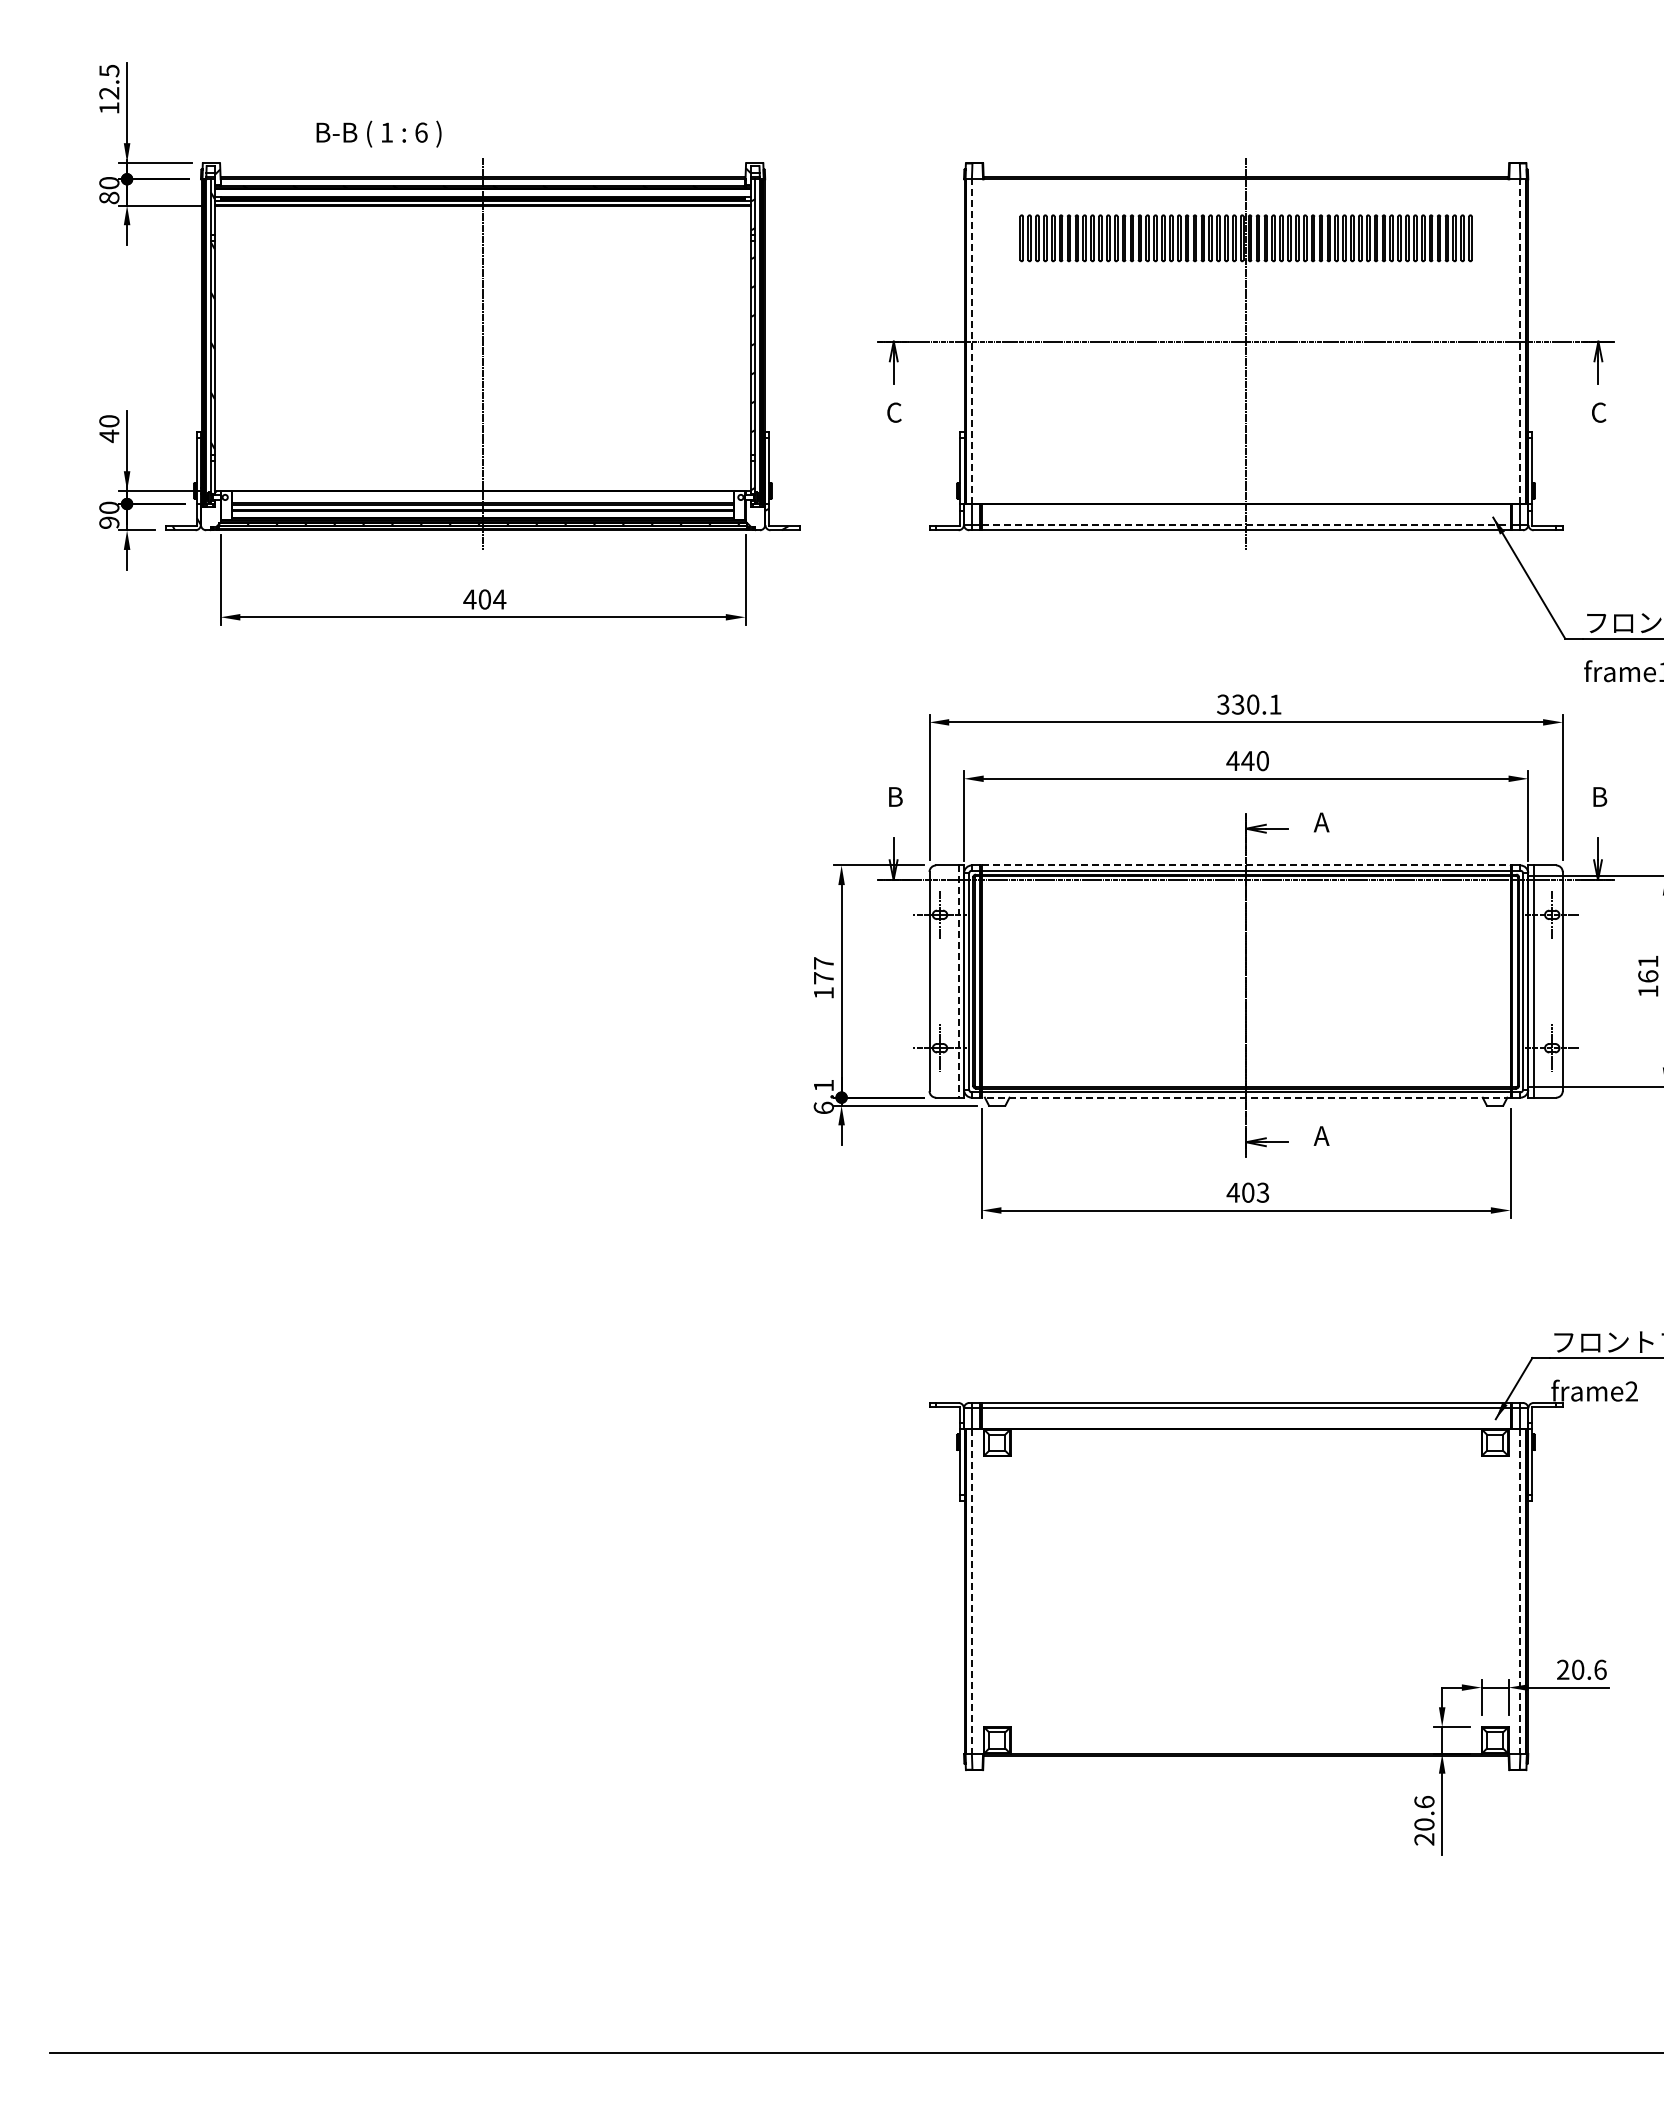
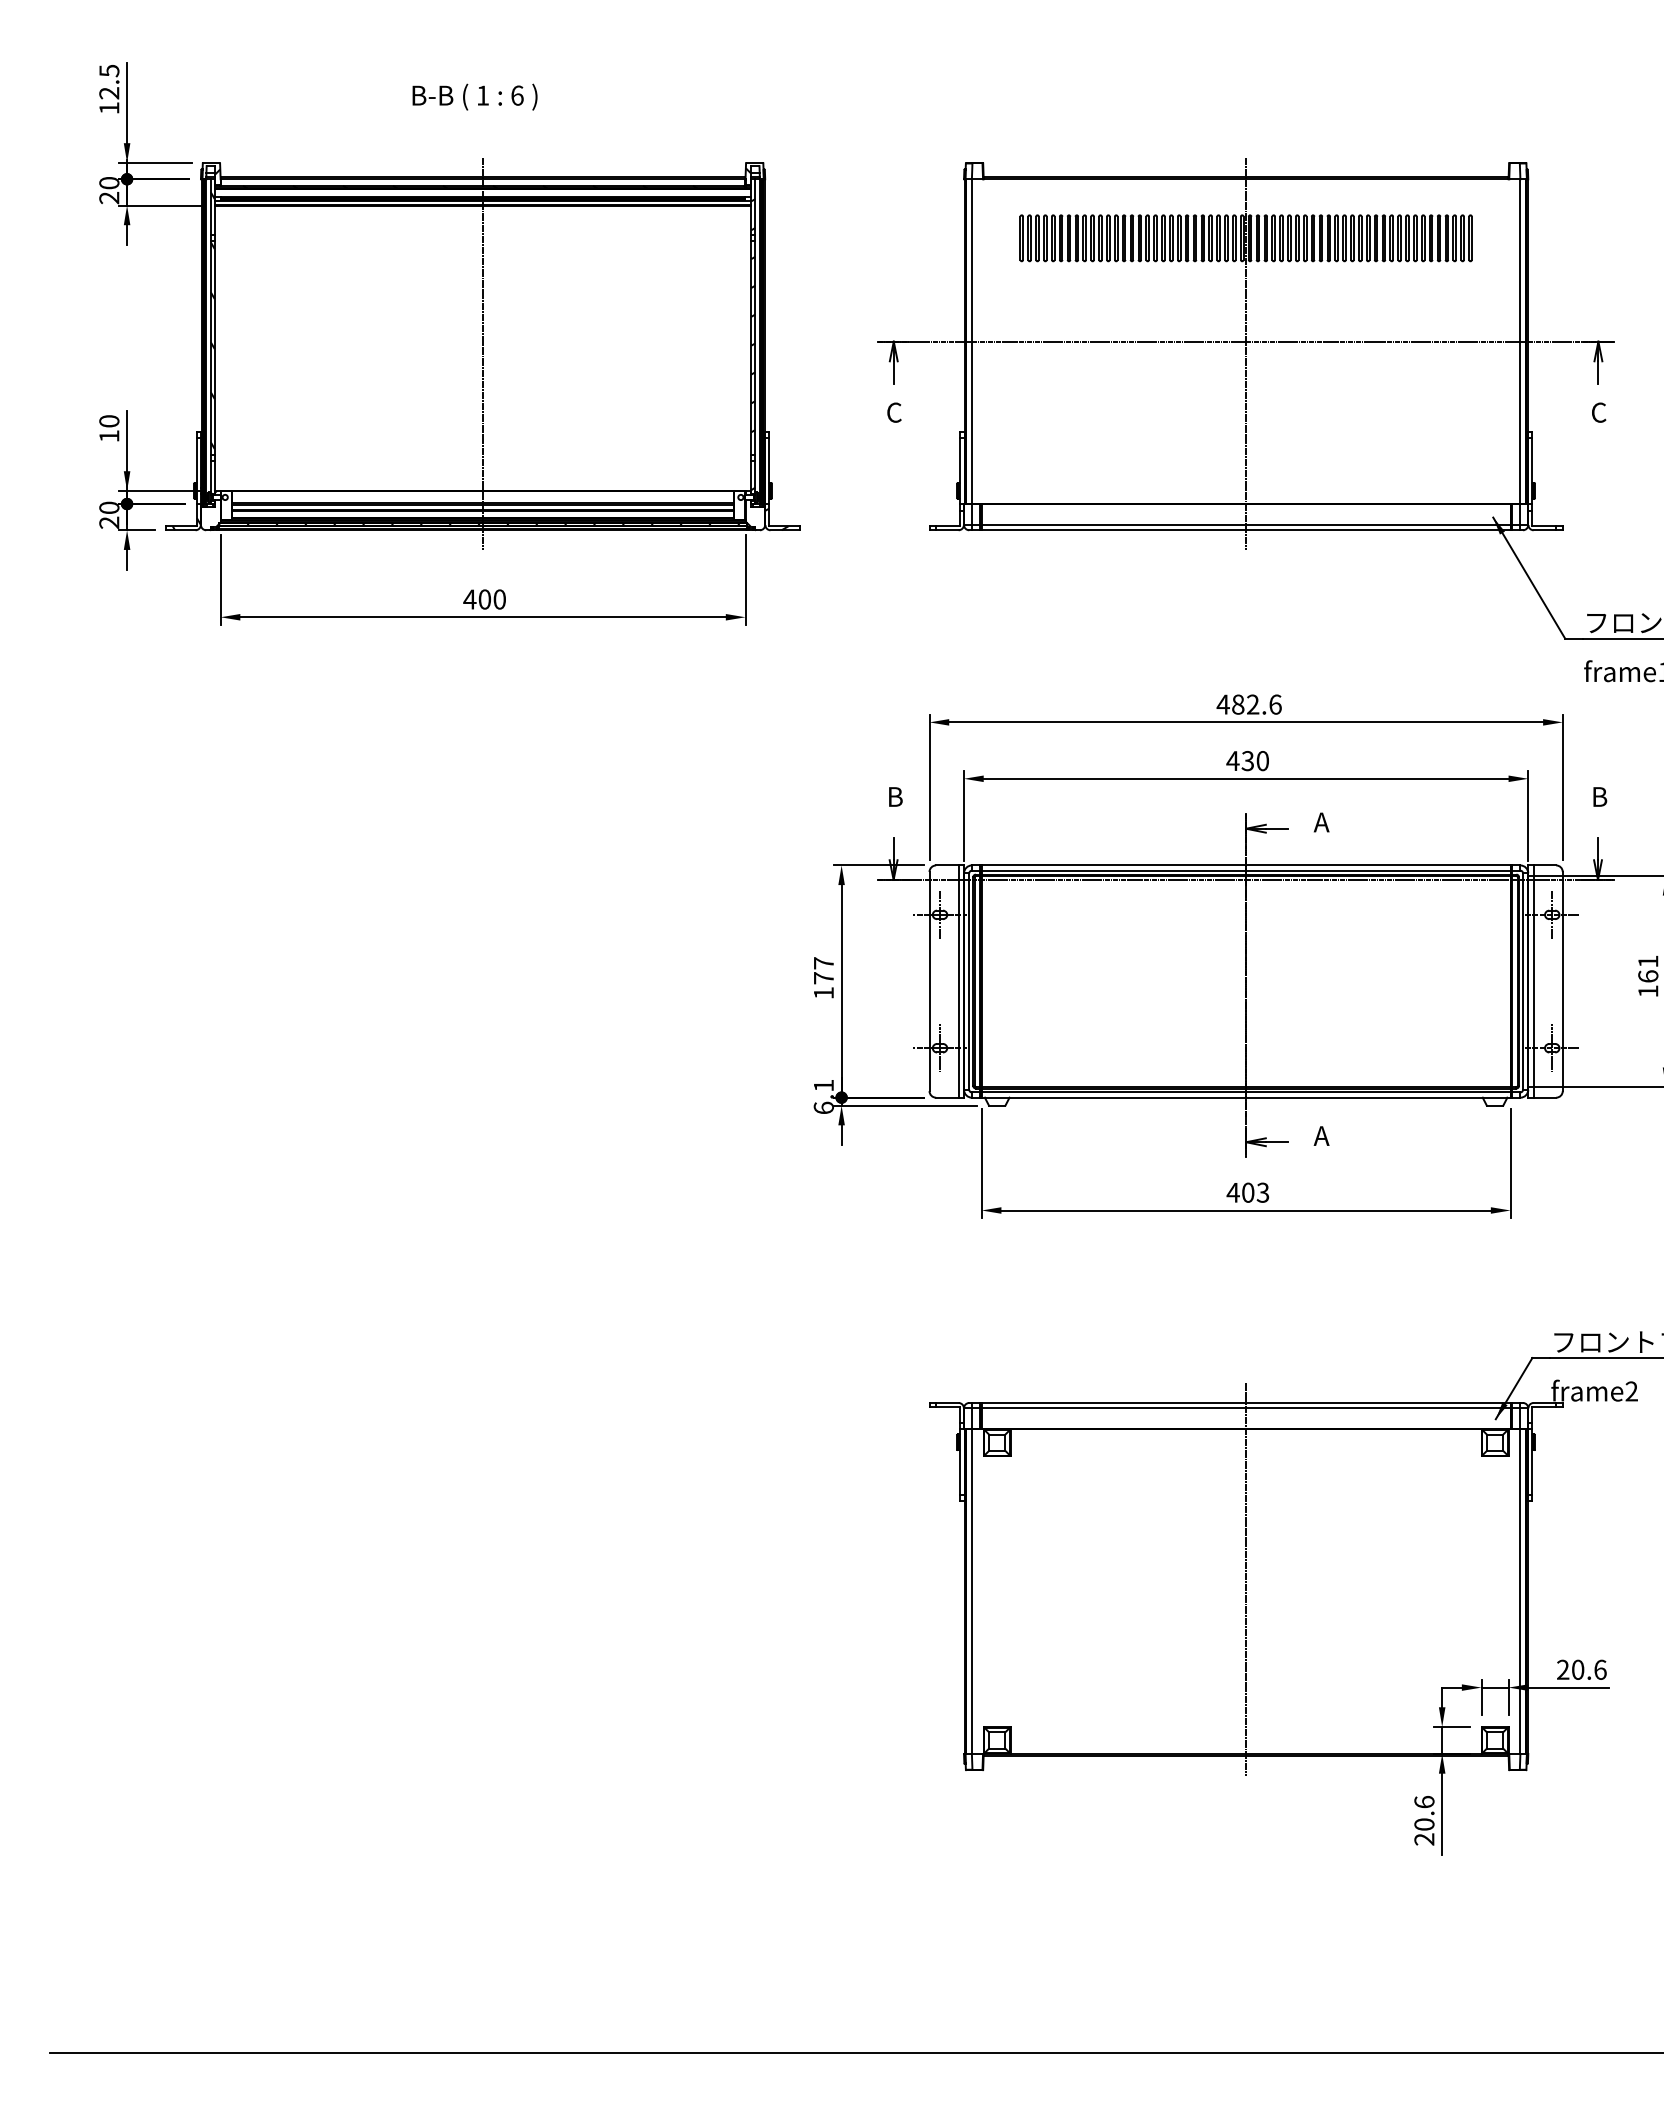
text position: (378, 133) -> (474, 96) (474, 96)
text: 80 -> 20 (109, 197)
line: dashed -> solid (972, 341)
line: dashed -> solid (1520, 341)
text: 40 -> 10 (109, 436)
text: 90 -> 20 (109, 522)
line: dashed -> solid (1246, 525)
text: 404 -> 400 (499, 599)
text: 330.1 -> 482.6 (1248, 704)
text: 440 -> 430 (1247, 761)
line: dashed -> solid (1246, 865)
line: dashed -> solid (958, 982)
line: dashed -> solid (1245, 1097)
line: none -> present (1246, 1579)
line: dashed -> solid (972, 1592)
line: dashed -> solid (1520, 1592)
